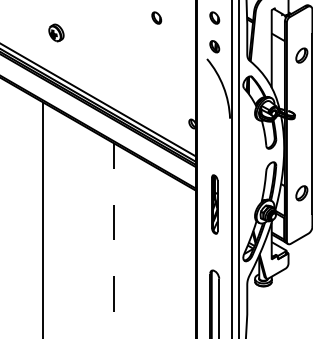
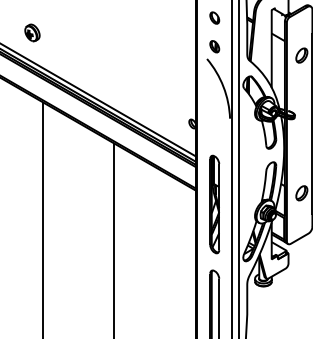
part: present -> none (156, 17)
part position: (56, 32) -> (32, 32) (32, 32)
part size: 8x61 px -> 12x101 px (214, 204)
line: dashed -> solid (114, 240)
